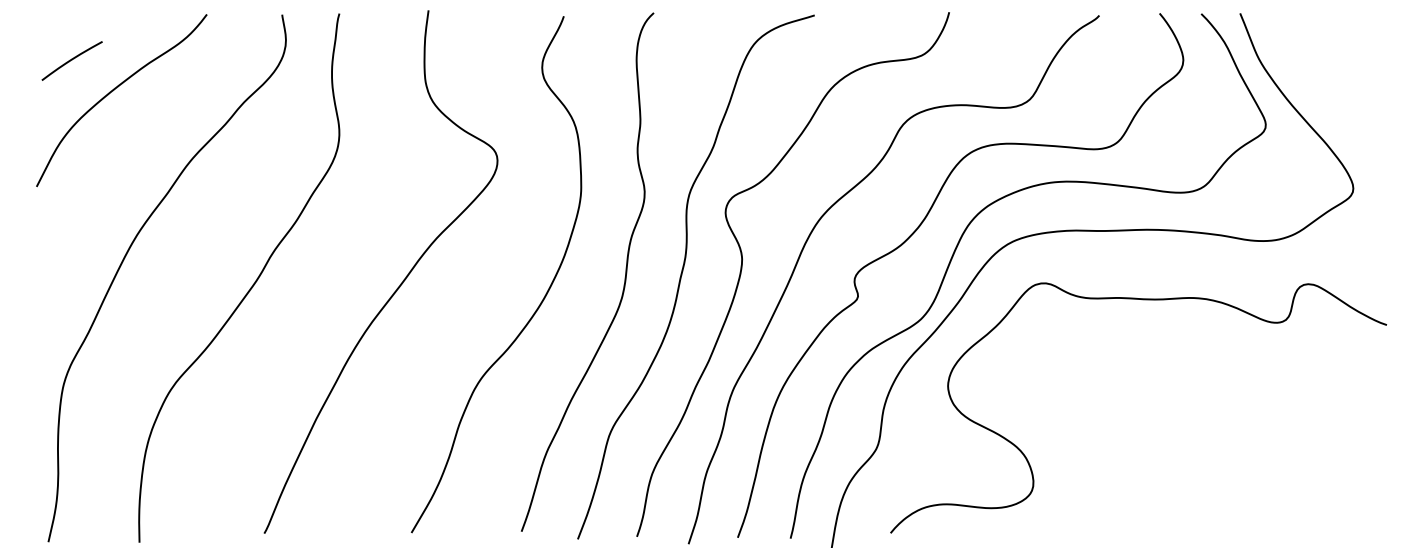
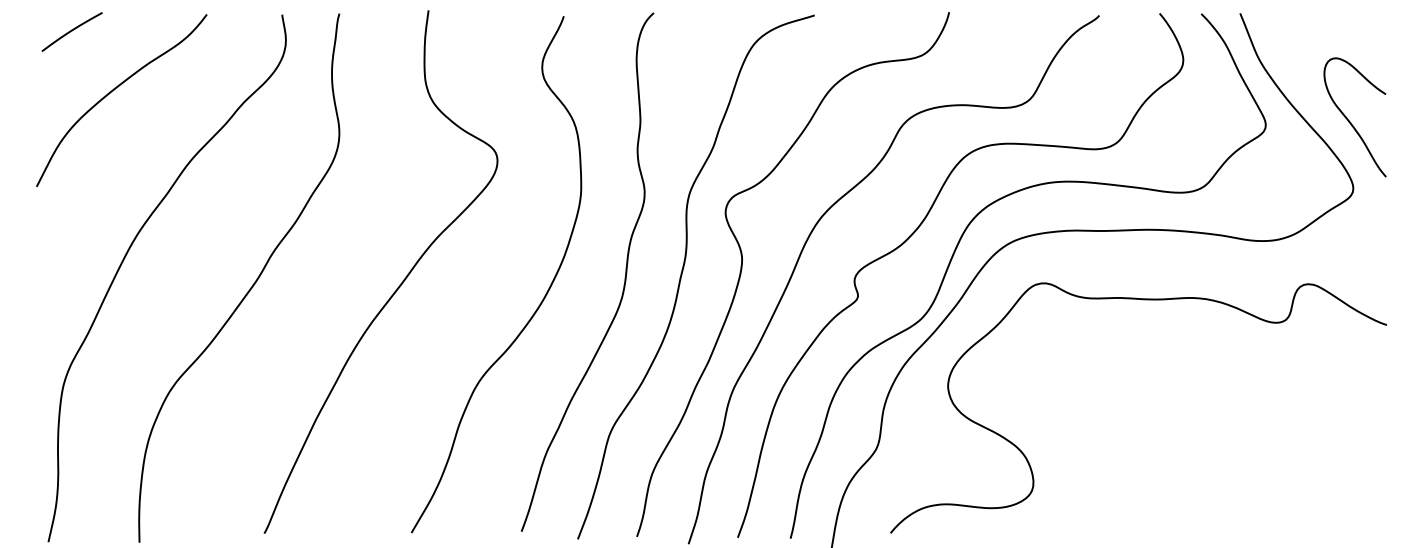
curve position: (71, 60) -> (71, 31) (71, 31)
curve: none -> present (1350, 121)
